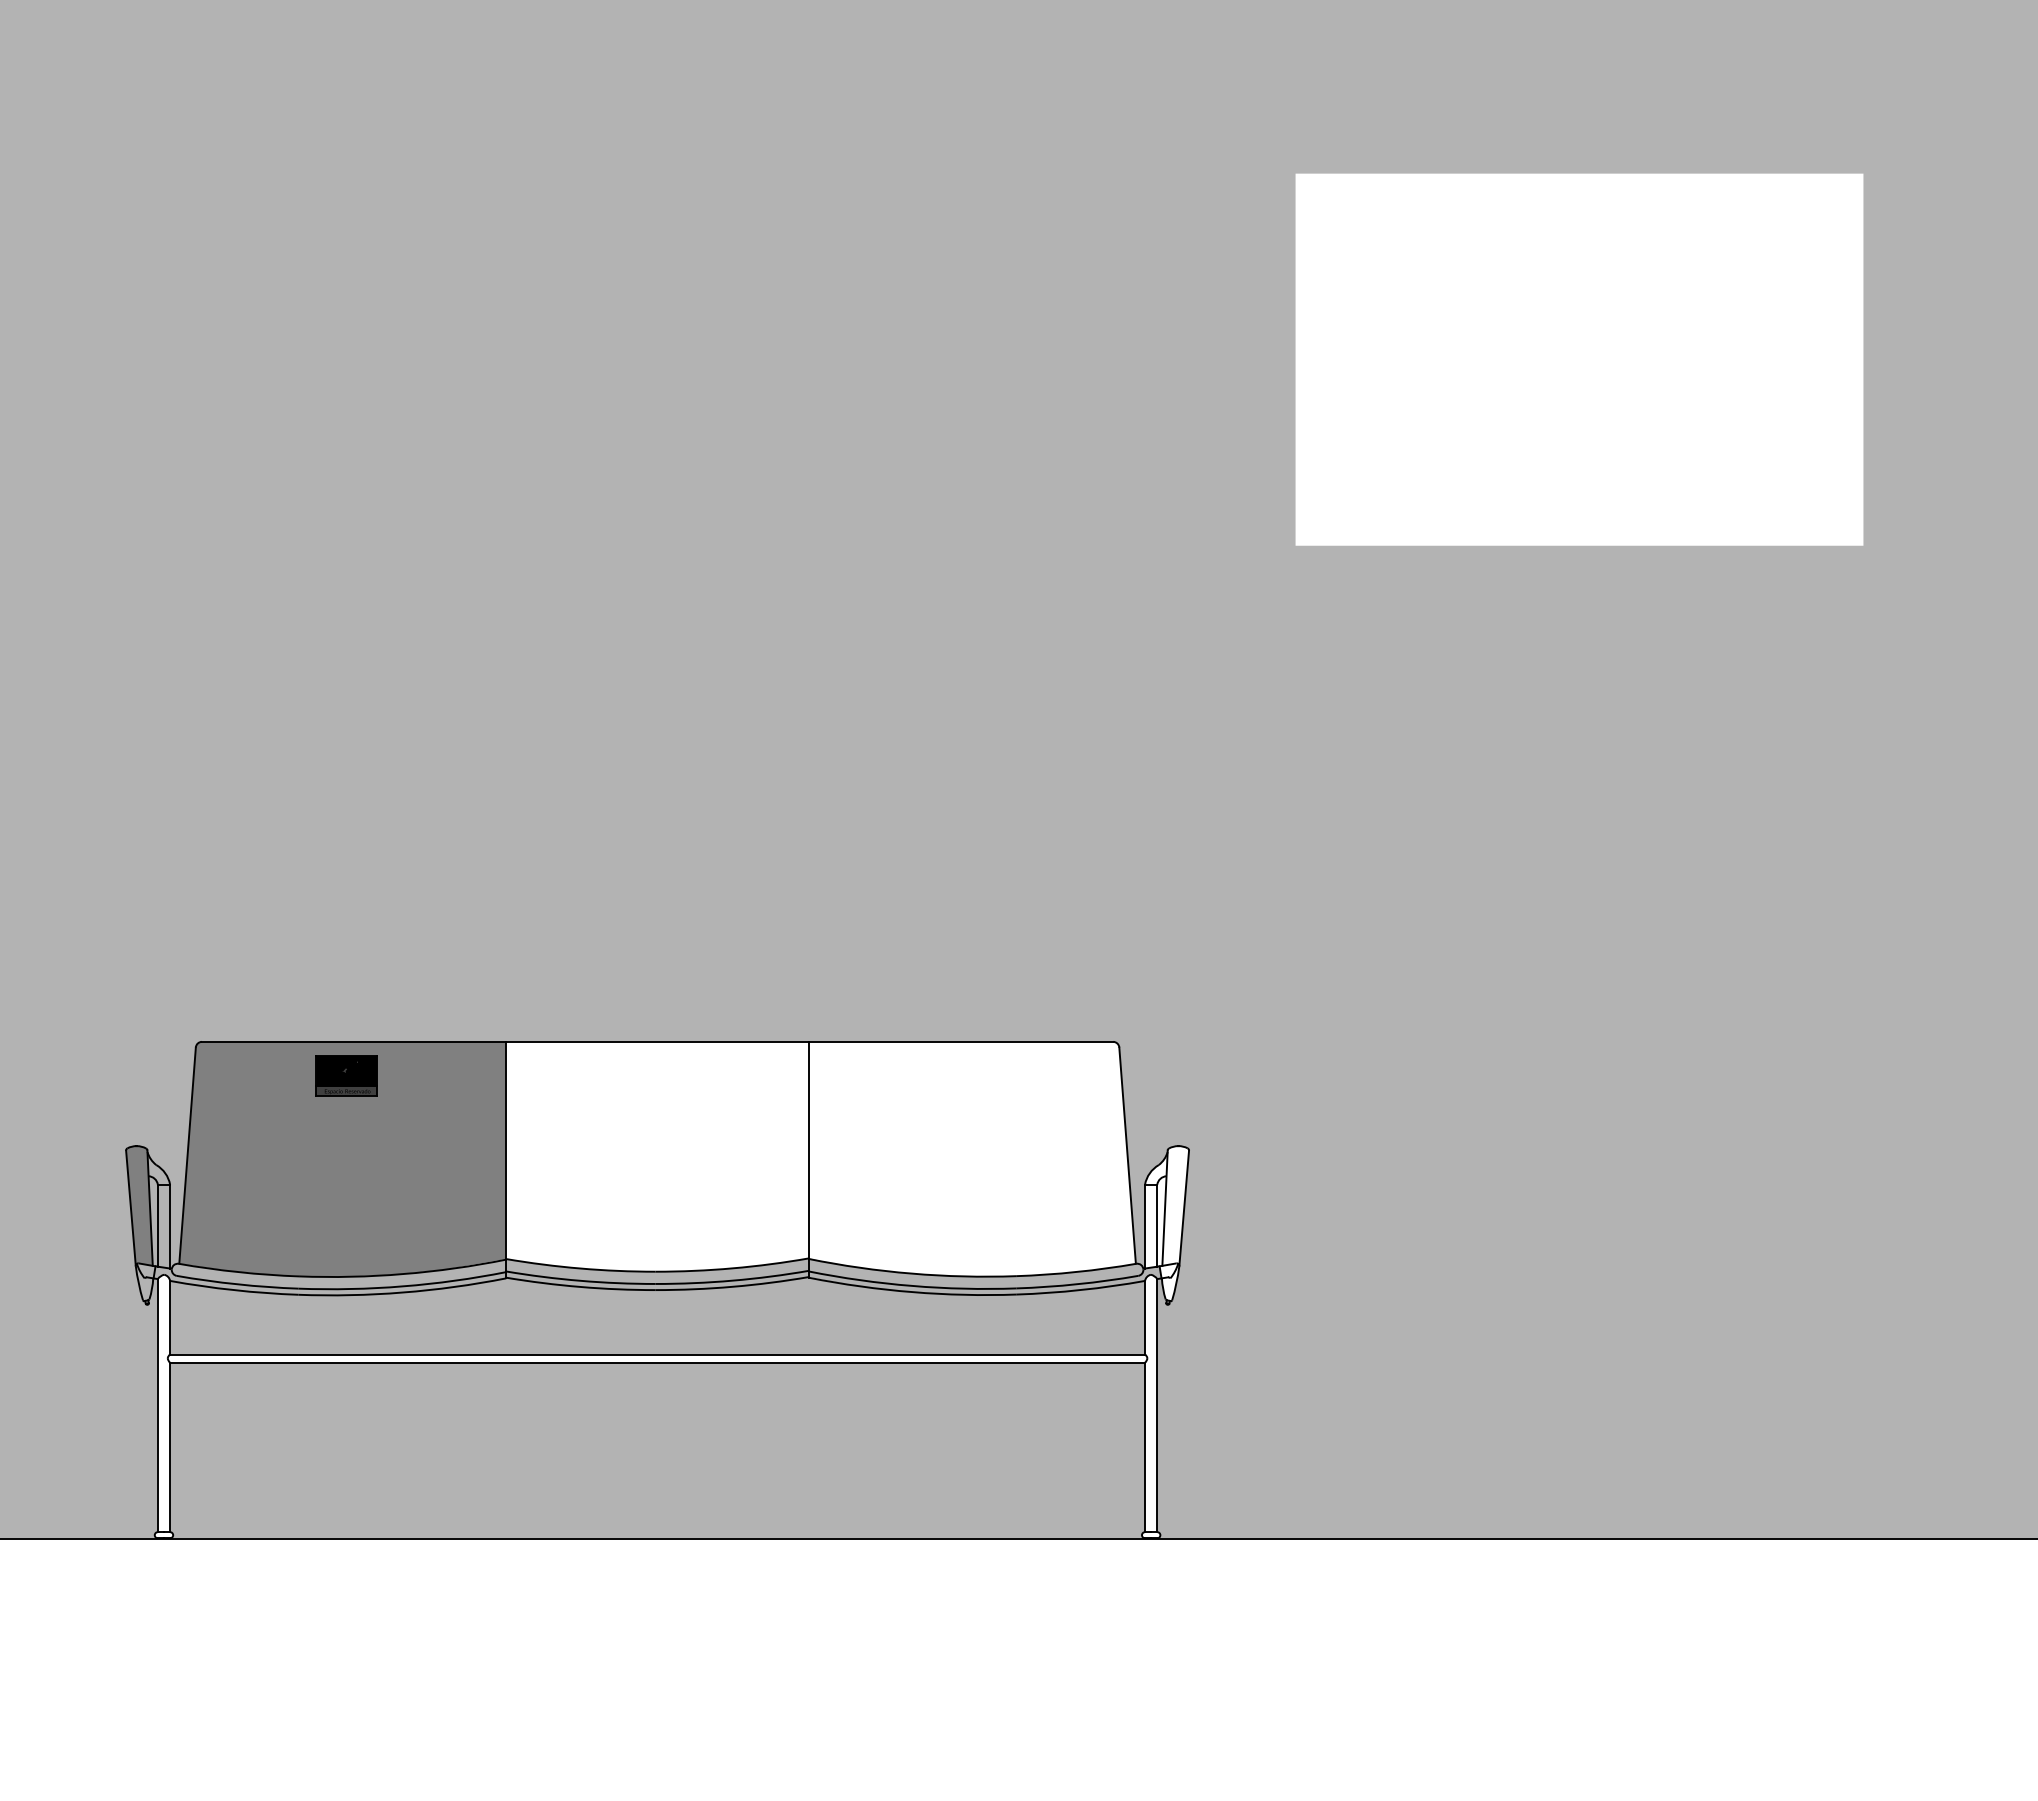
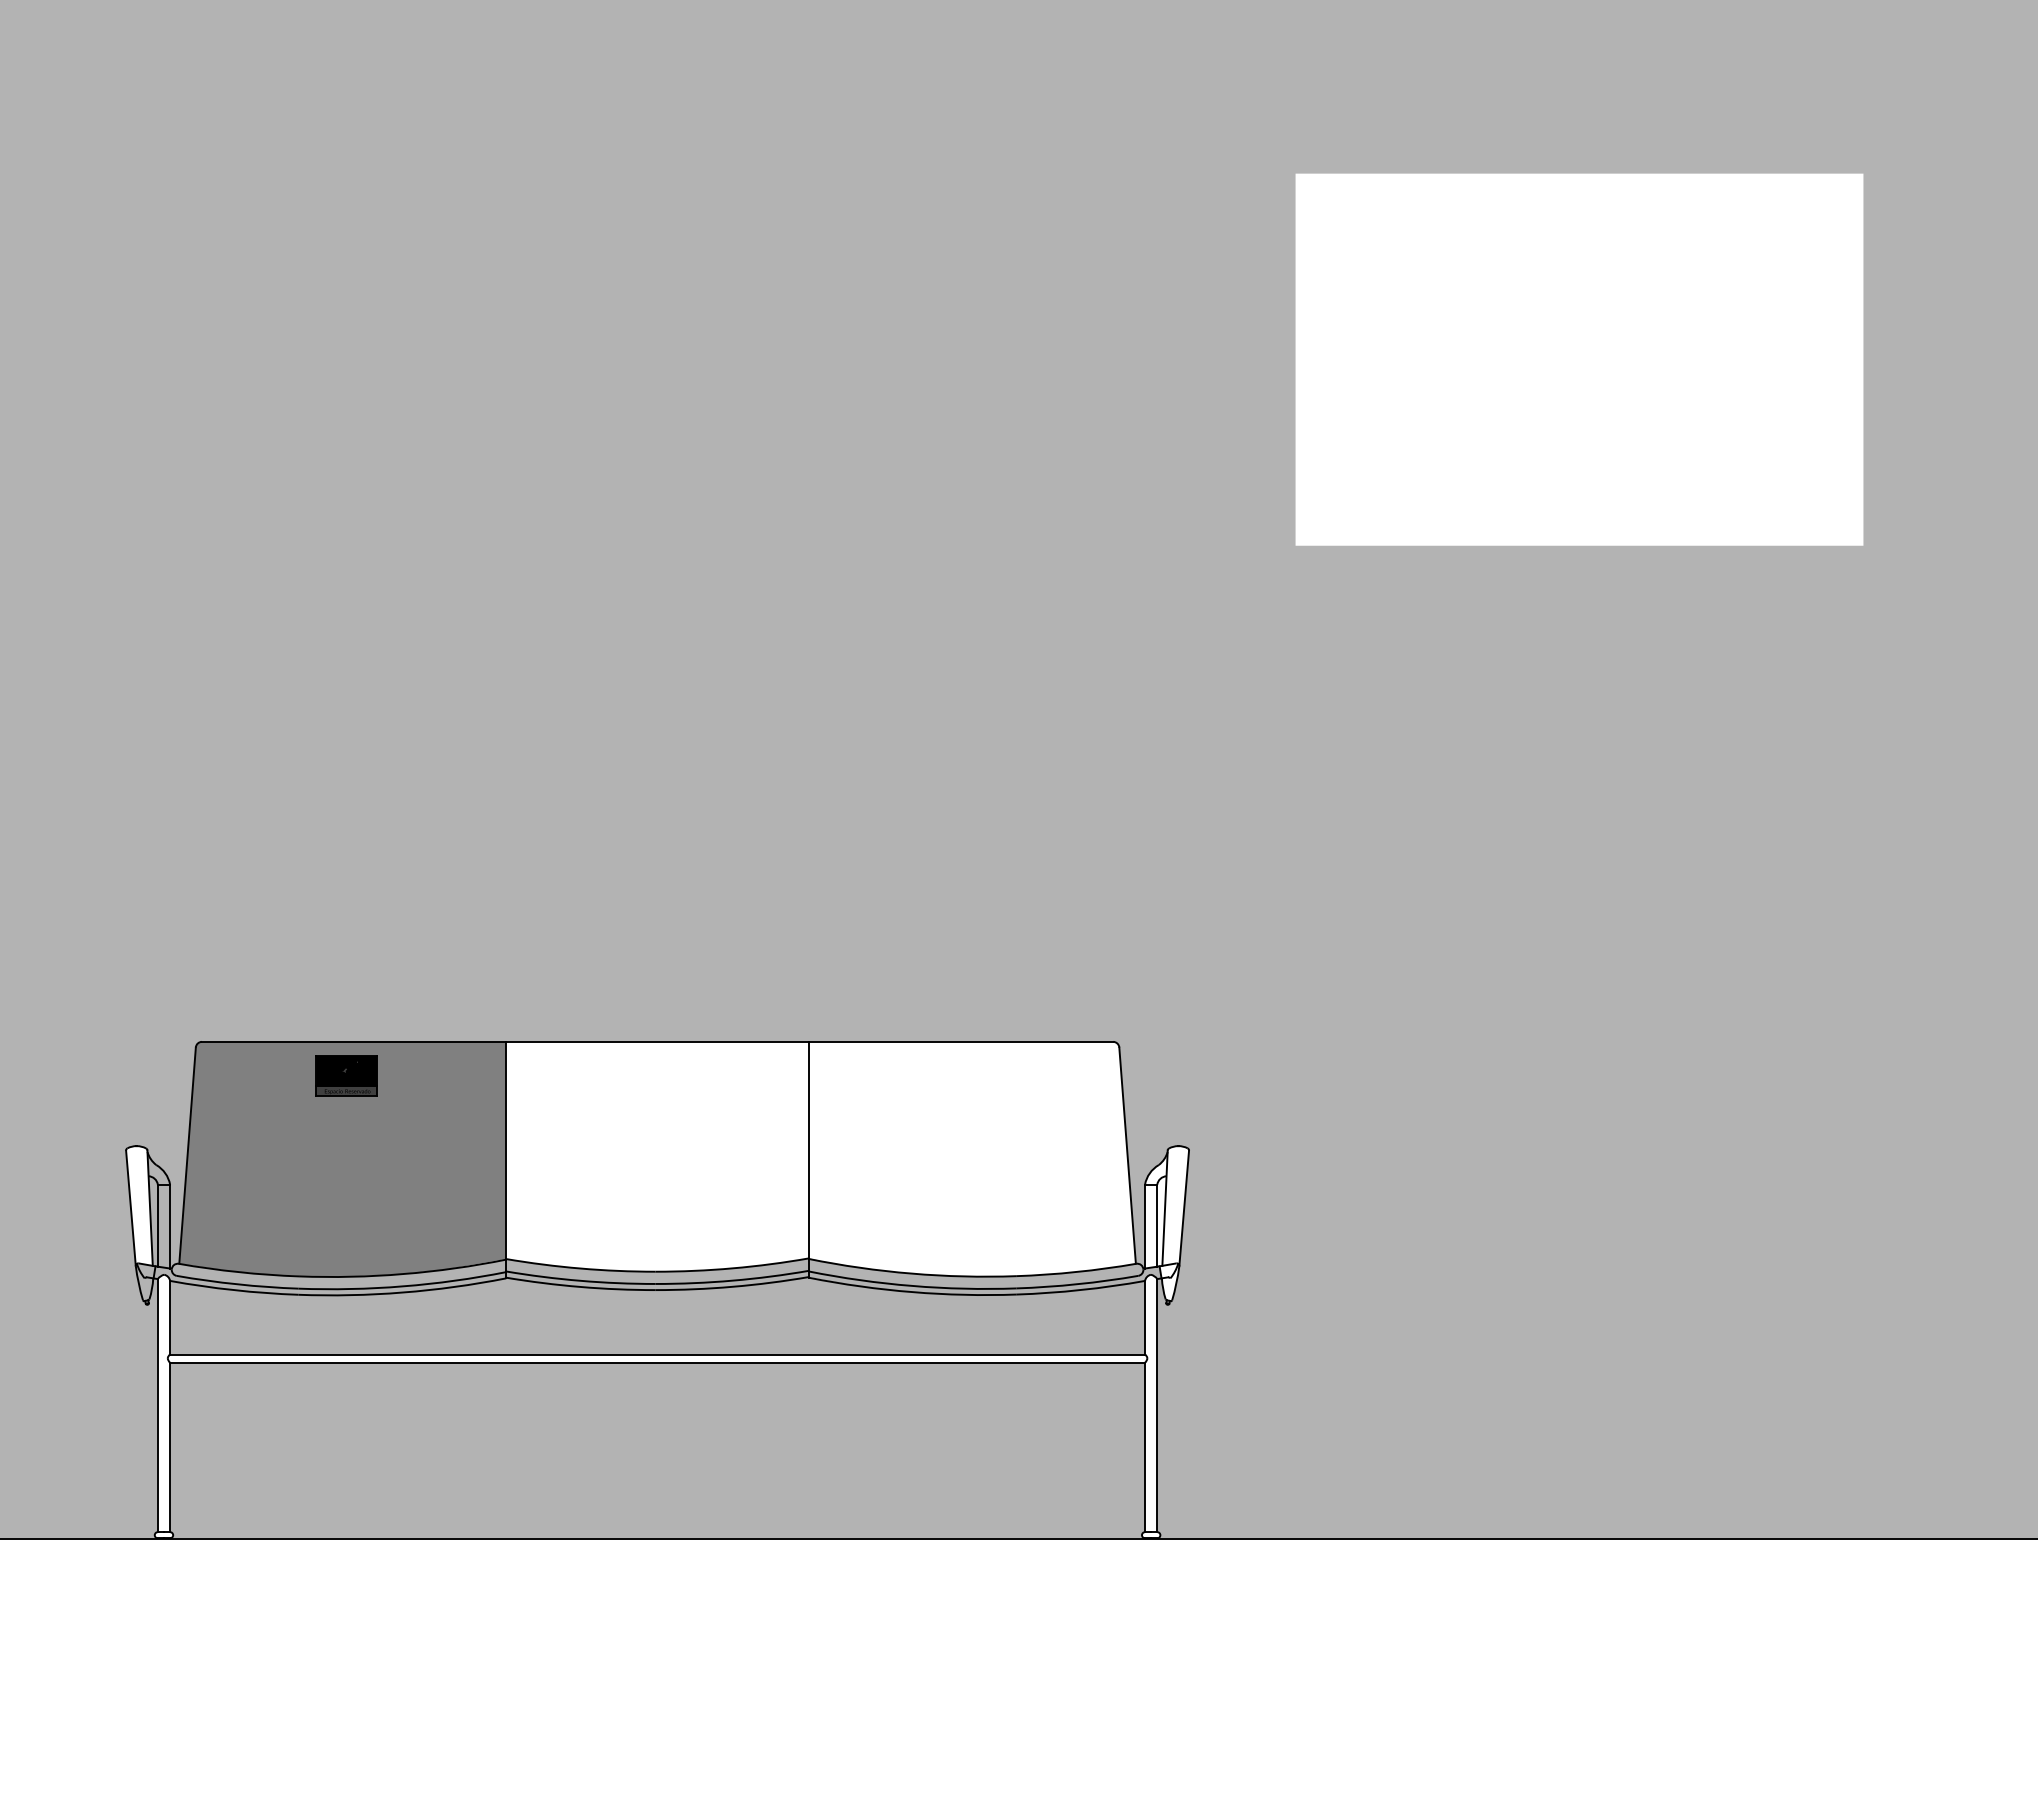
fill: present -> none (139, 1206)
